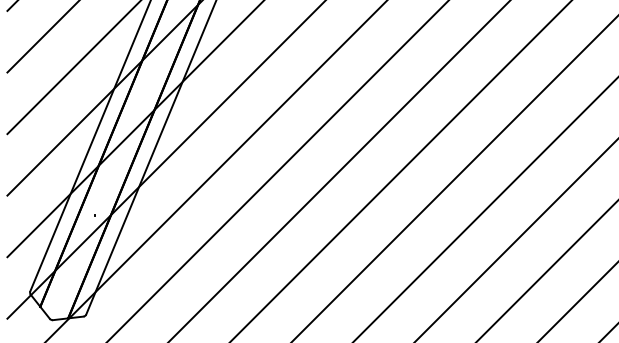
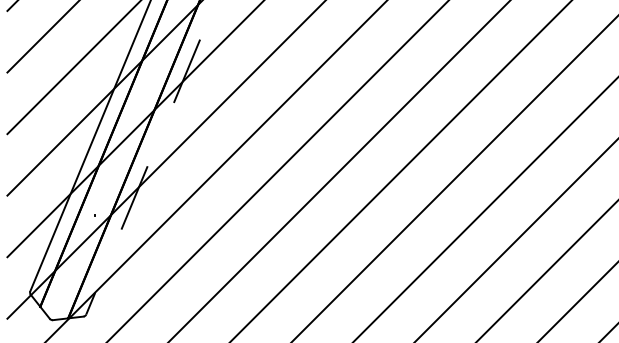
line: solid -> dashed (151, 157)
